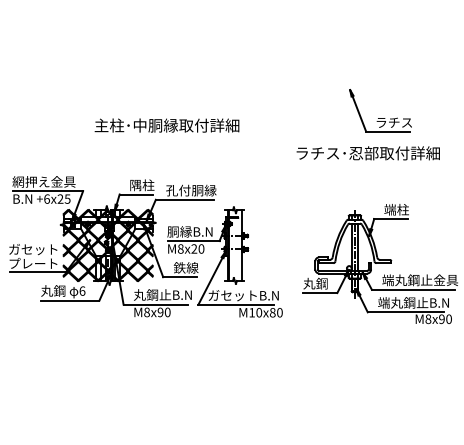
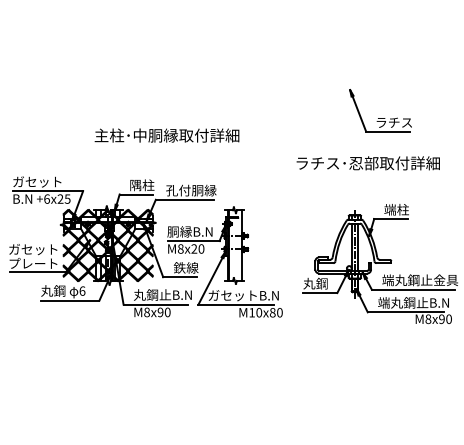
text position: (166, 125) -> (166, 135) (166, 135)
text position: (367, 153) -> (367, 163) (367, 163)
text: 網押え金具 -> ガセット (43, 181)
